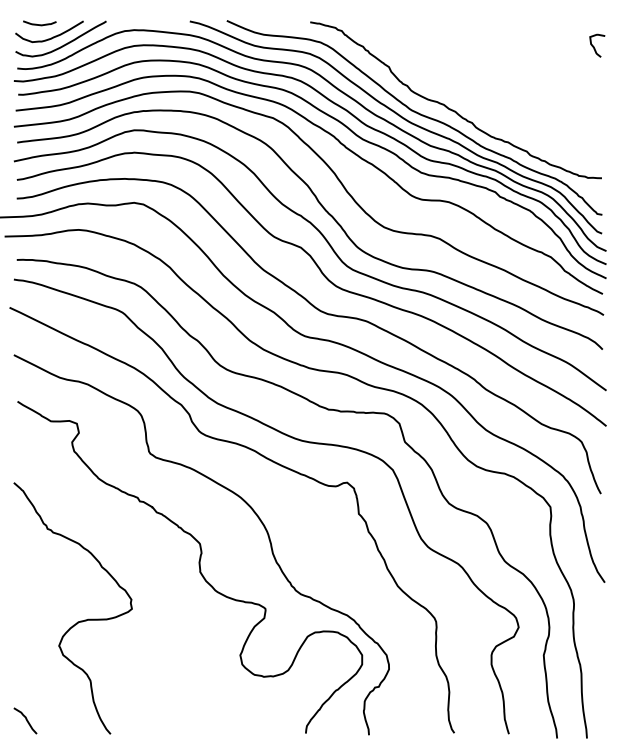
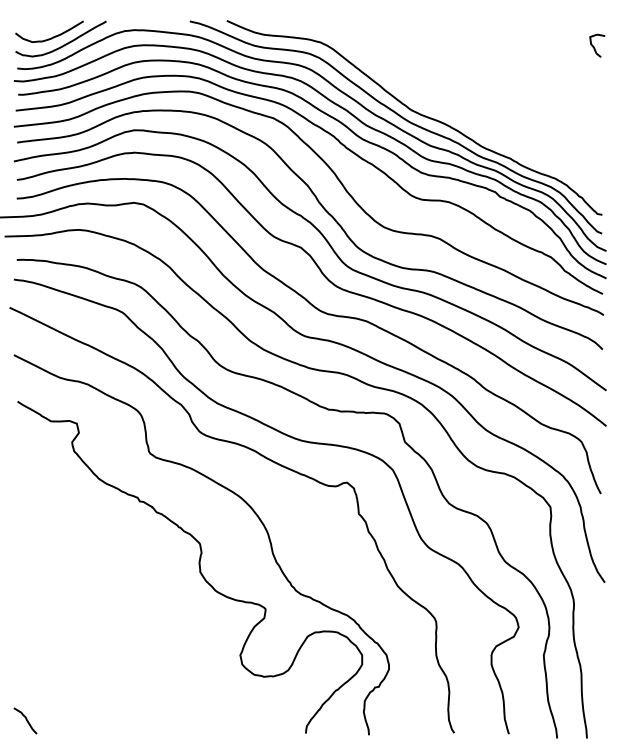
curve: present -> none (39, 24)
curve: present -> none (453, 109)
curve: present -> none (77, 621)
